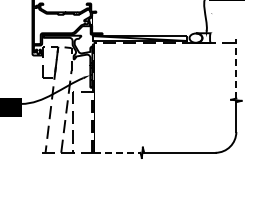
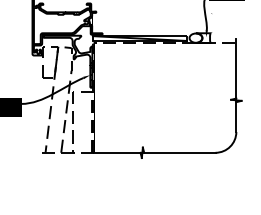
line: dashed -> solid (236, 68)
line: dashed -> solid (118, 152)
